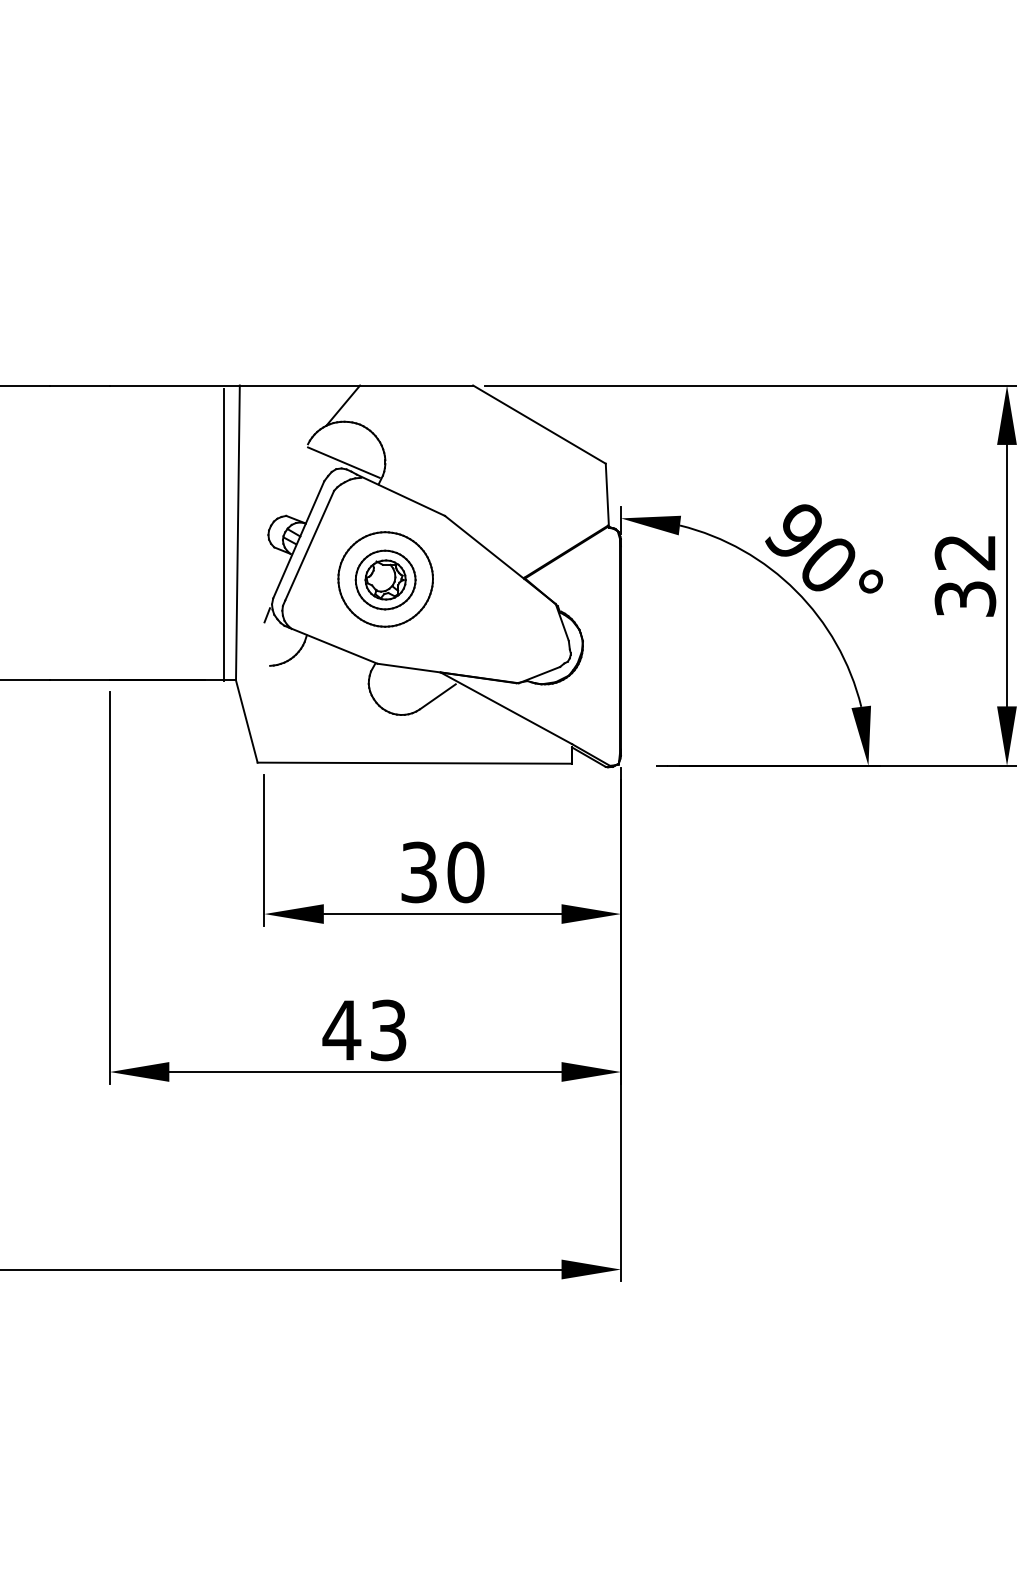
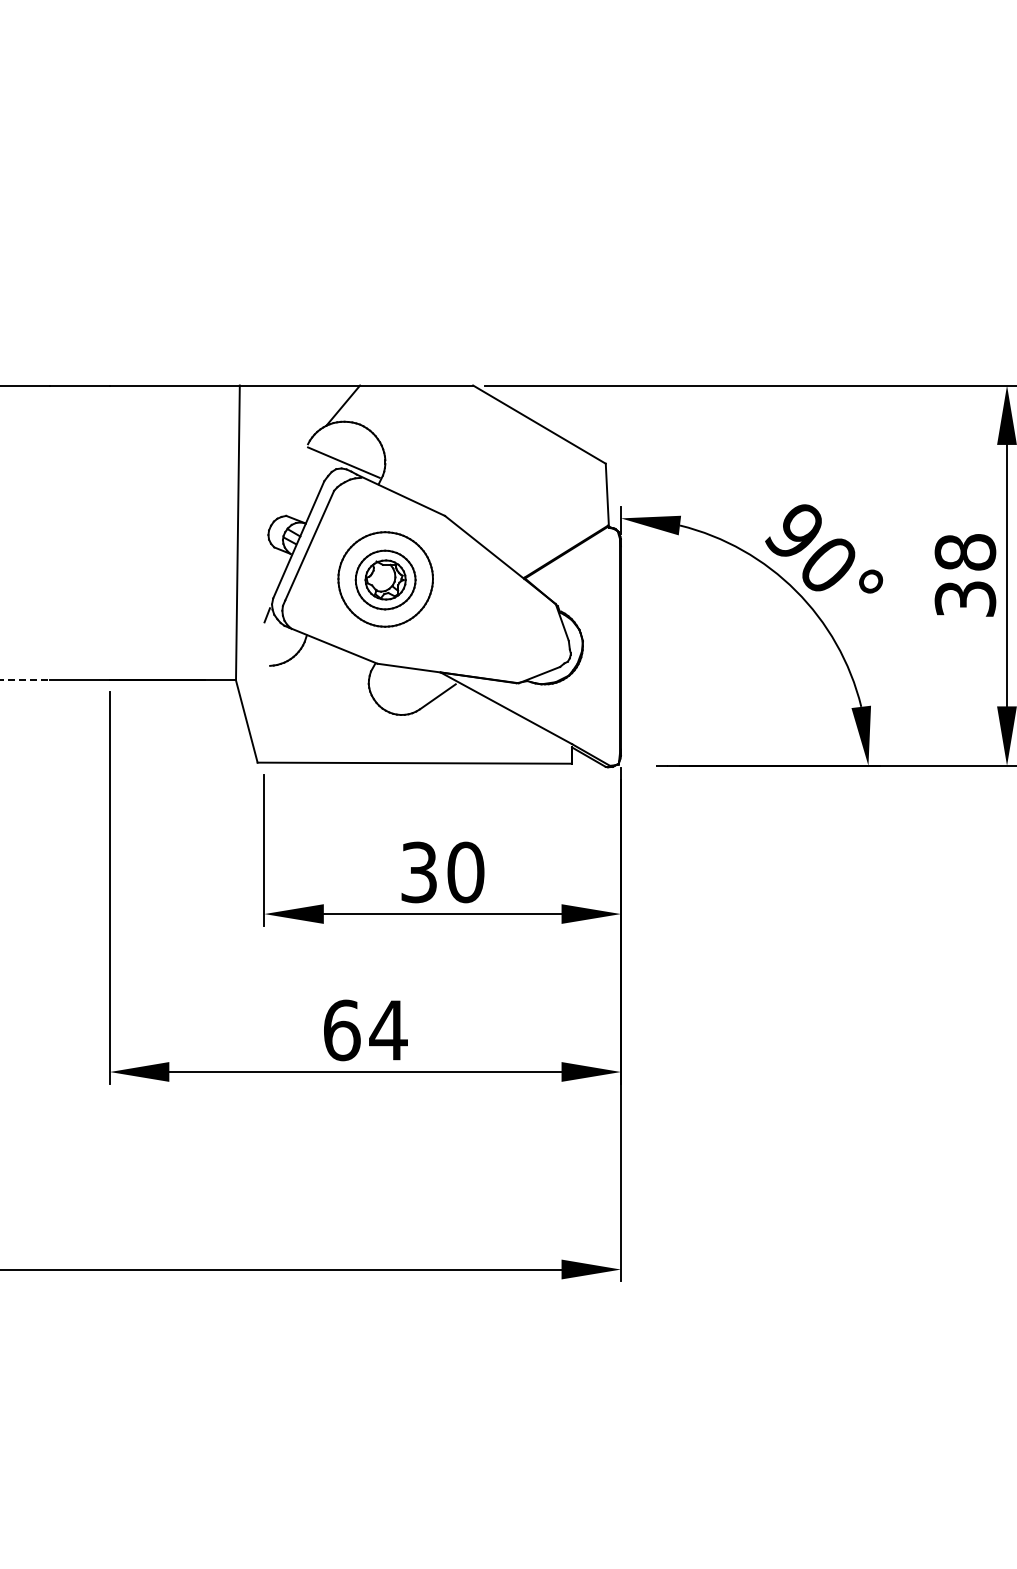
line: present -> none (224, 534)
text: 32 -> 38 (965, 552)
line: solid -> dashed (25, 680)
text: 43 -> 64 (364, 1030)
